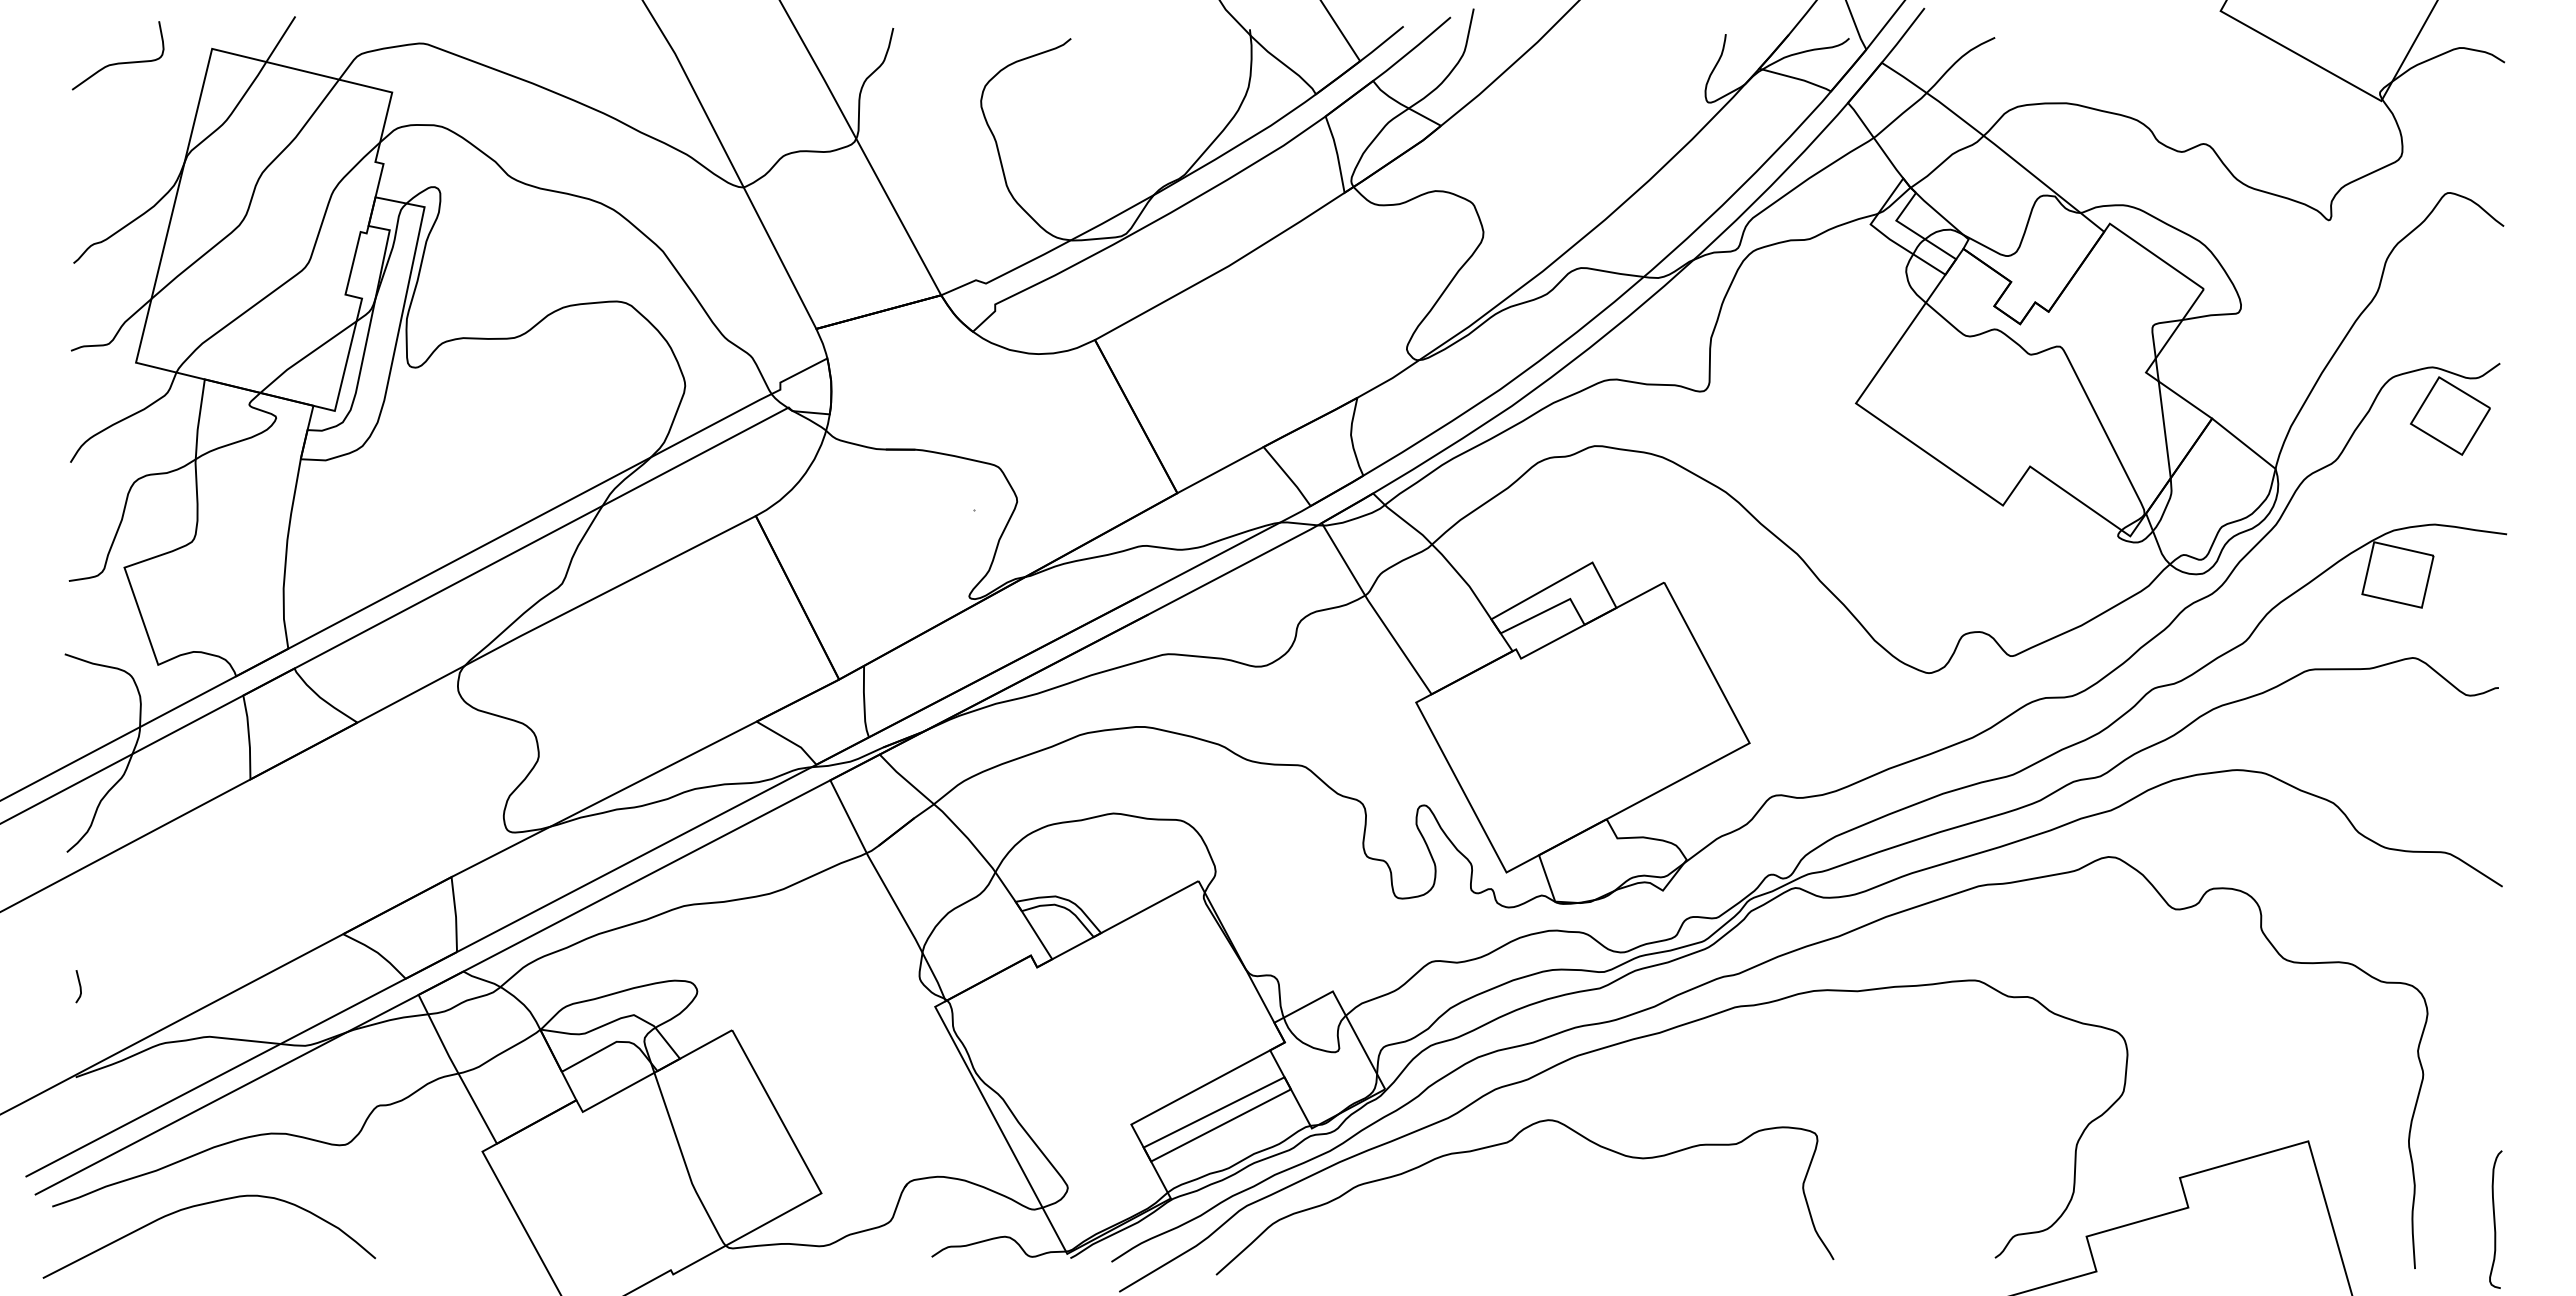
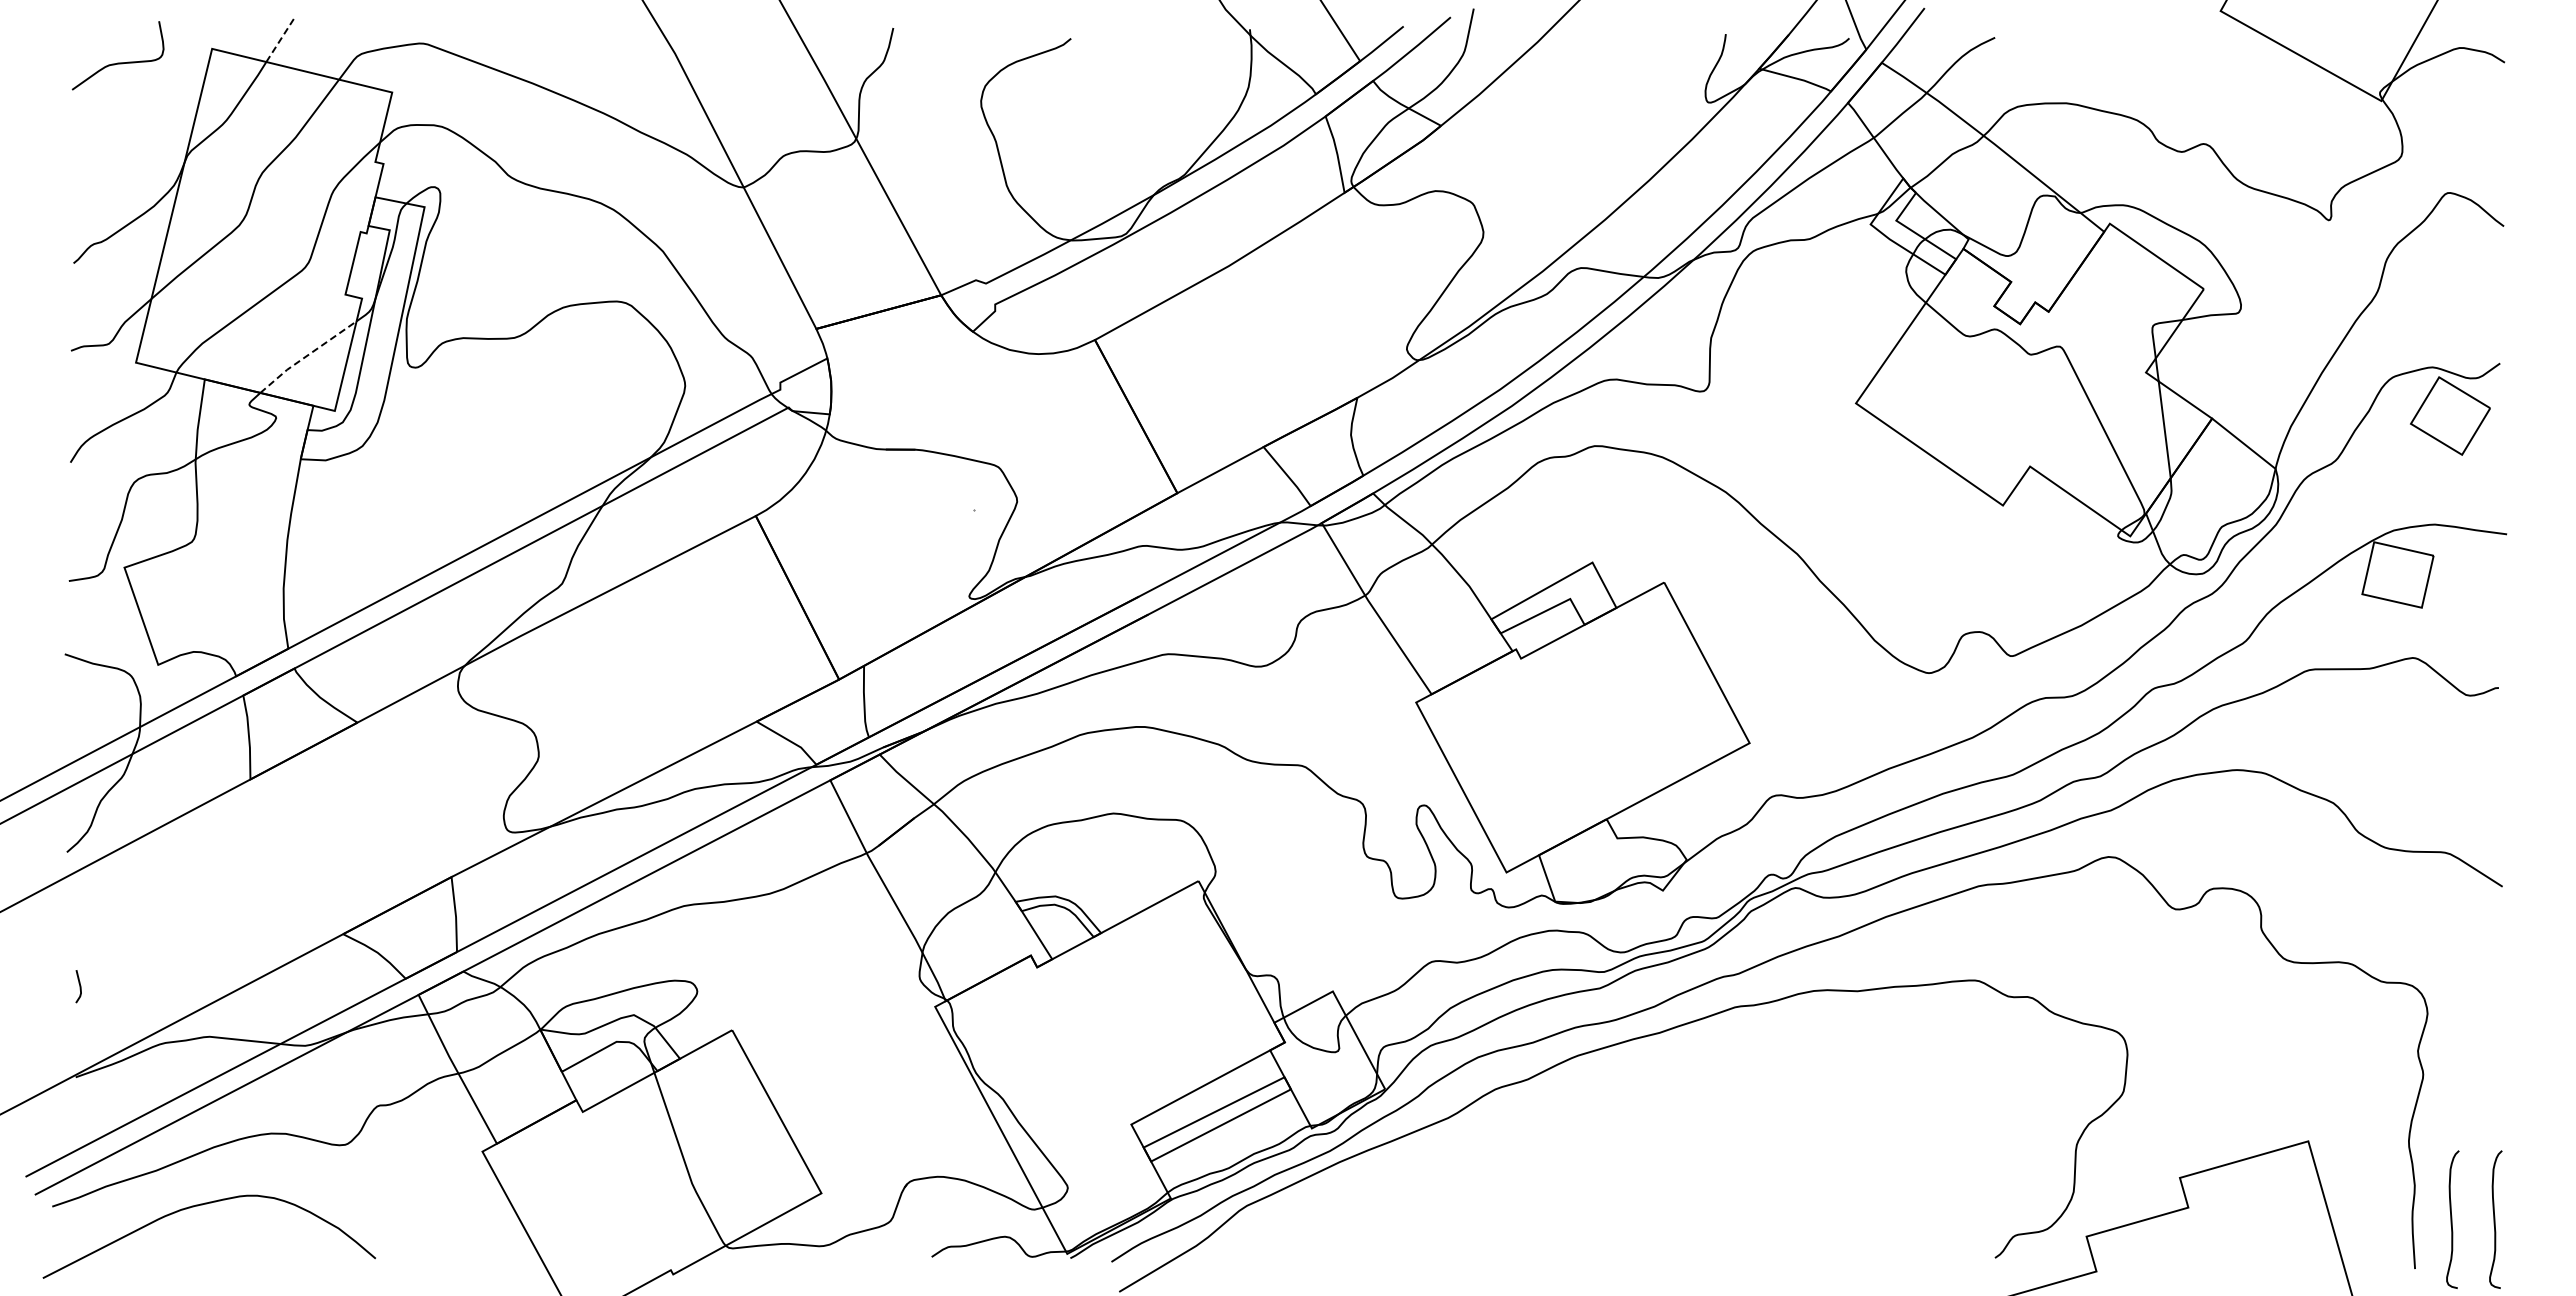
line: solid -> dashed (281, 38)
line: solid -> dashed (306, 356)
curve: present -> none (1507, 1143)
curve: none -> present (2452, 1219)
